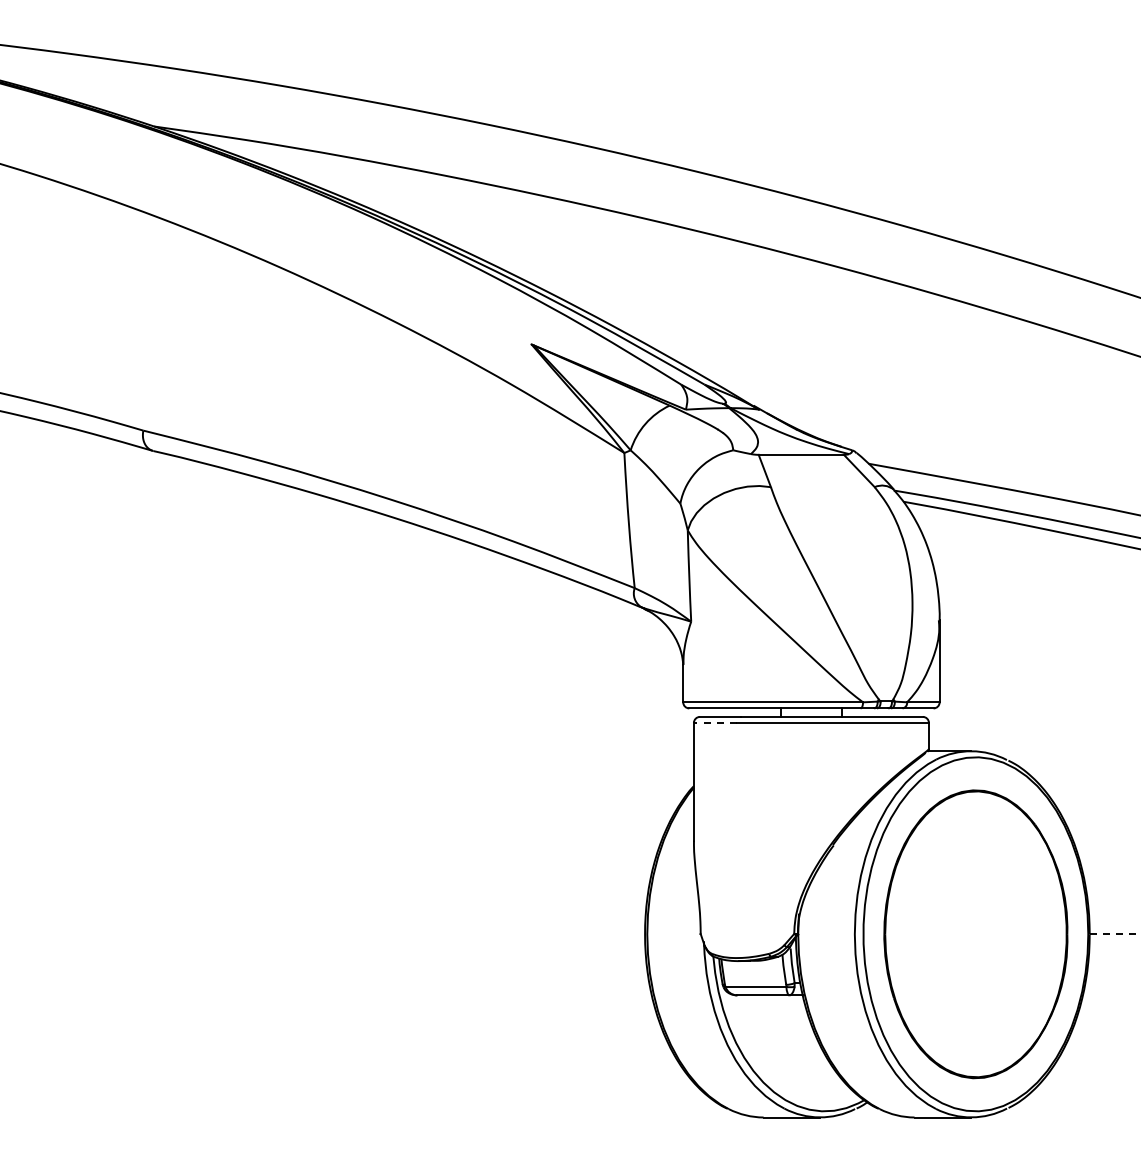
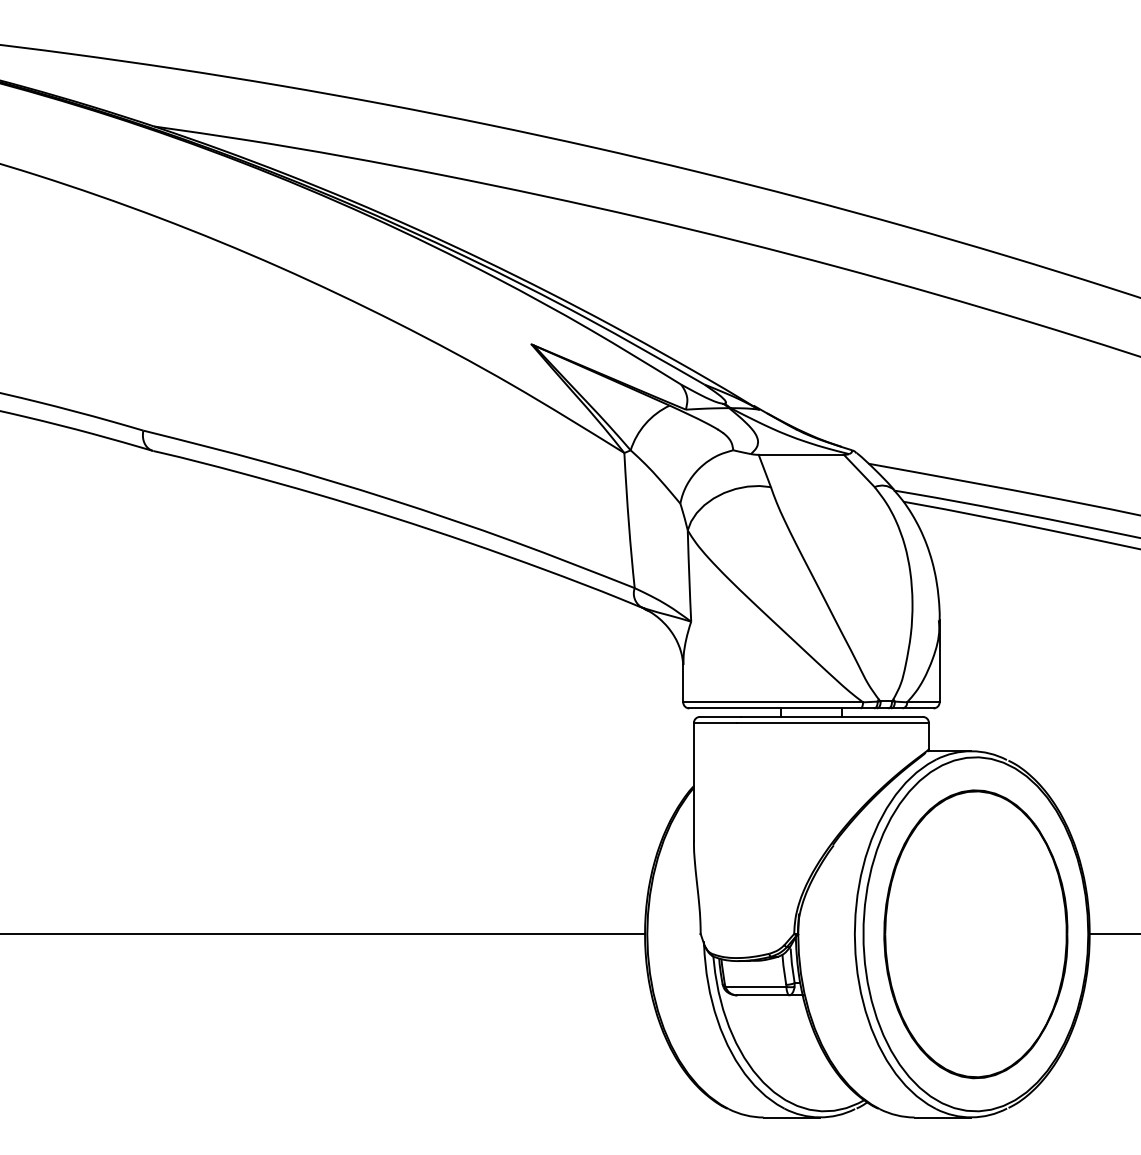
line: dashed -> solid (714, 723)
line: none -> present (323, 934)
line: dashed -> solid (1115, 934)
